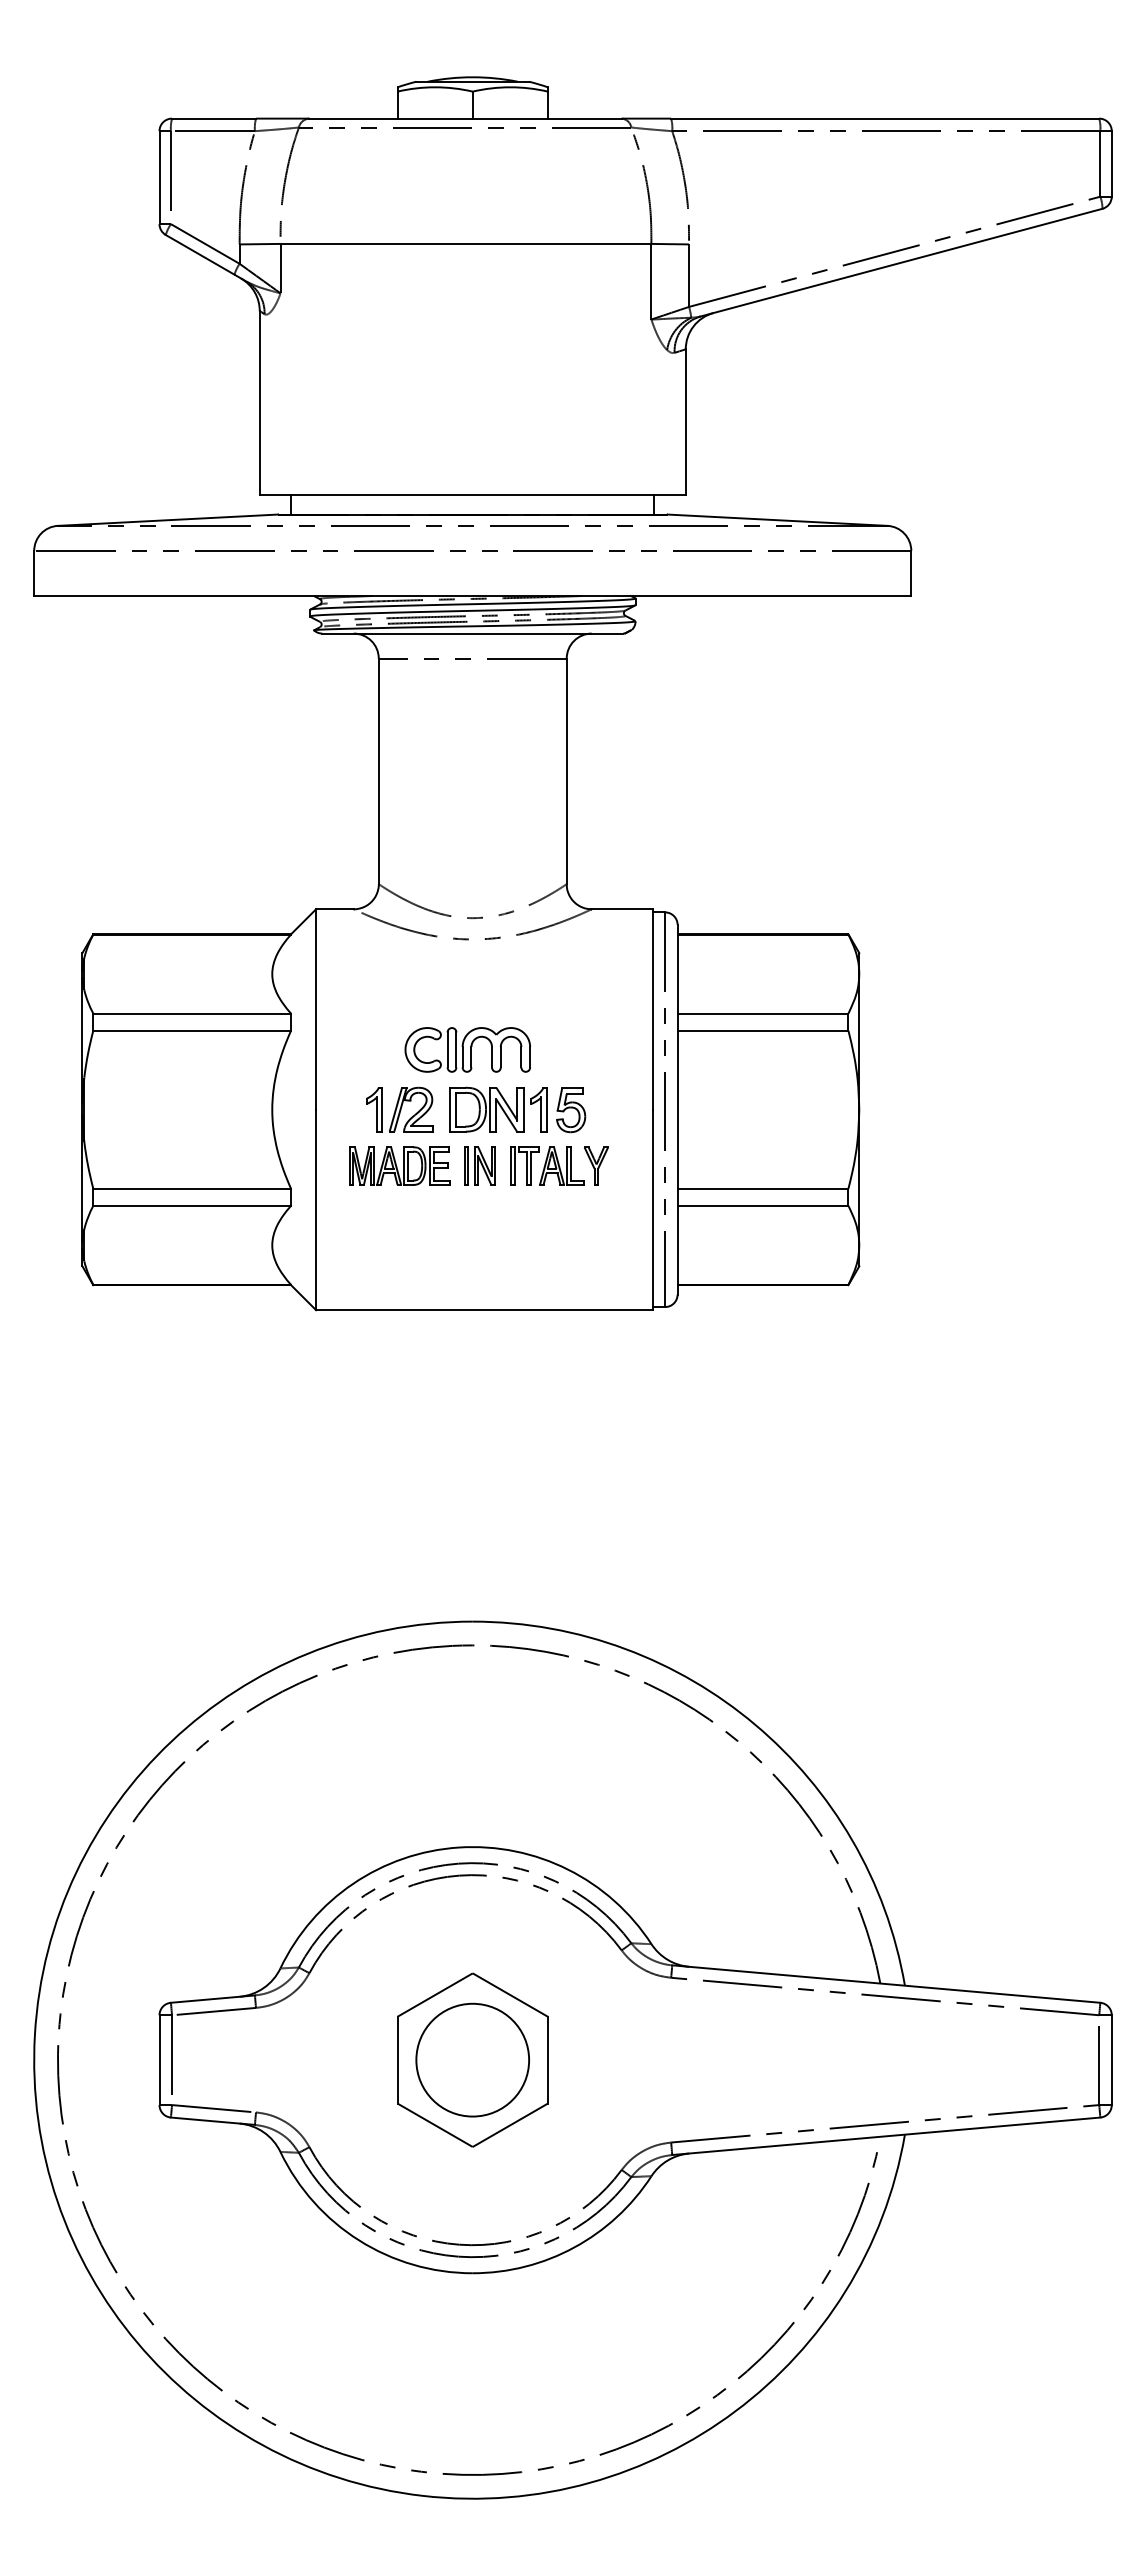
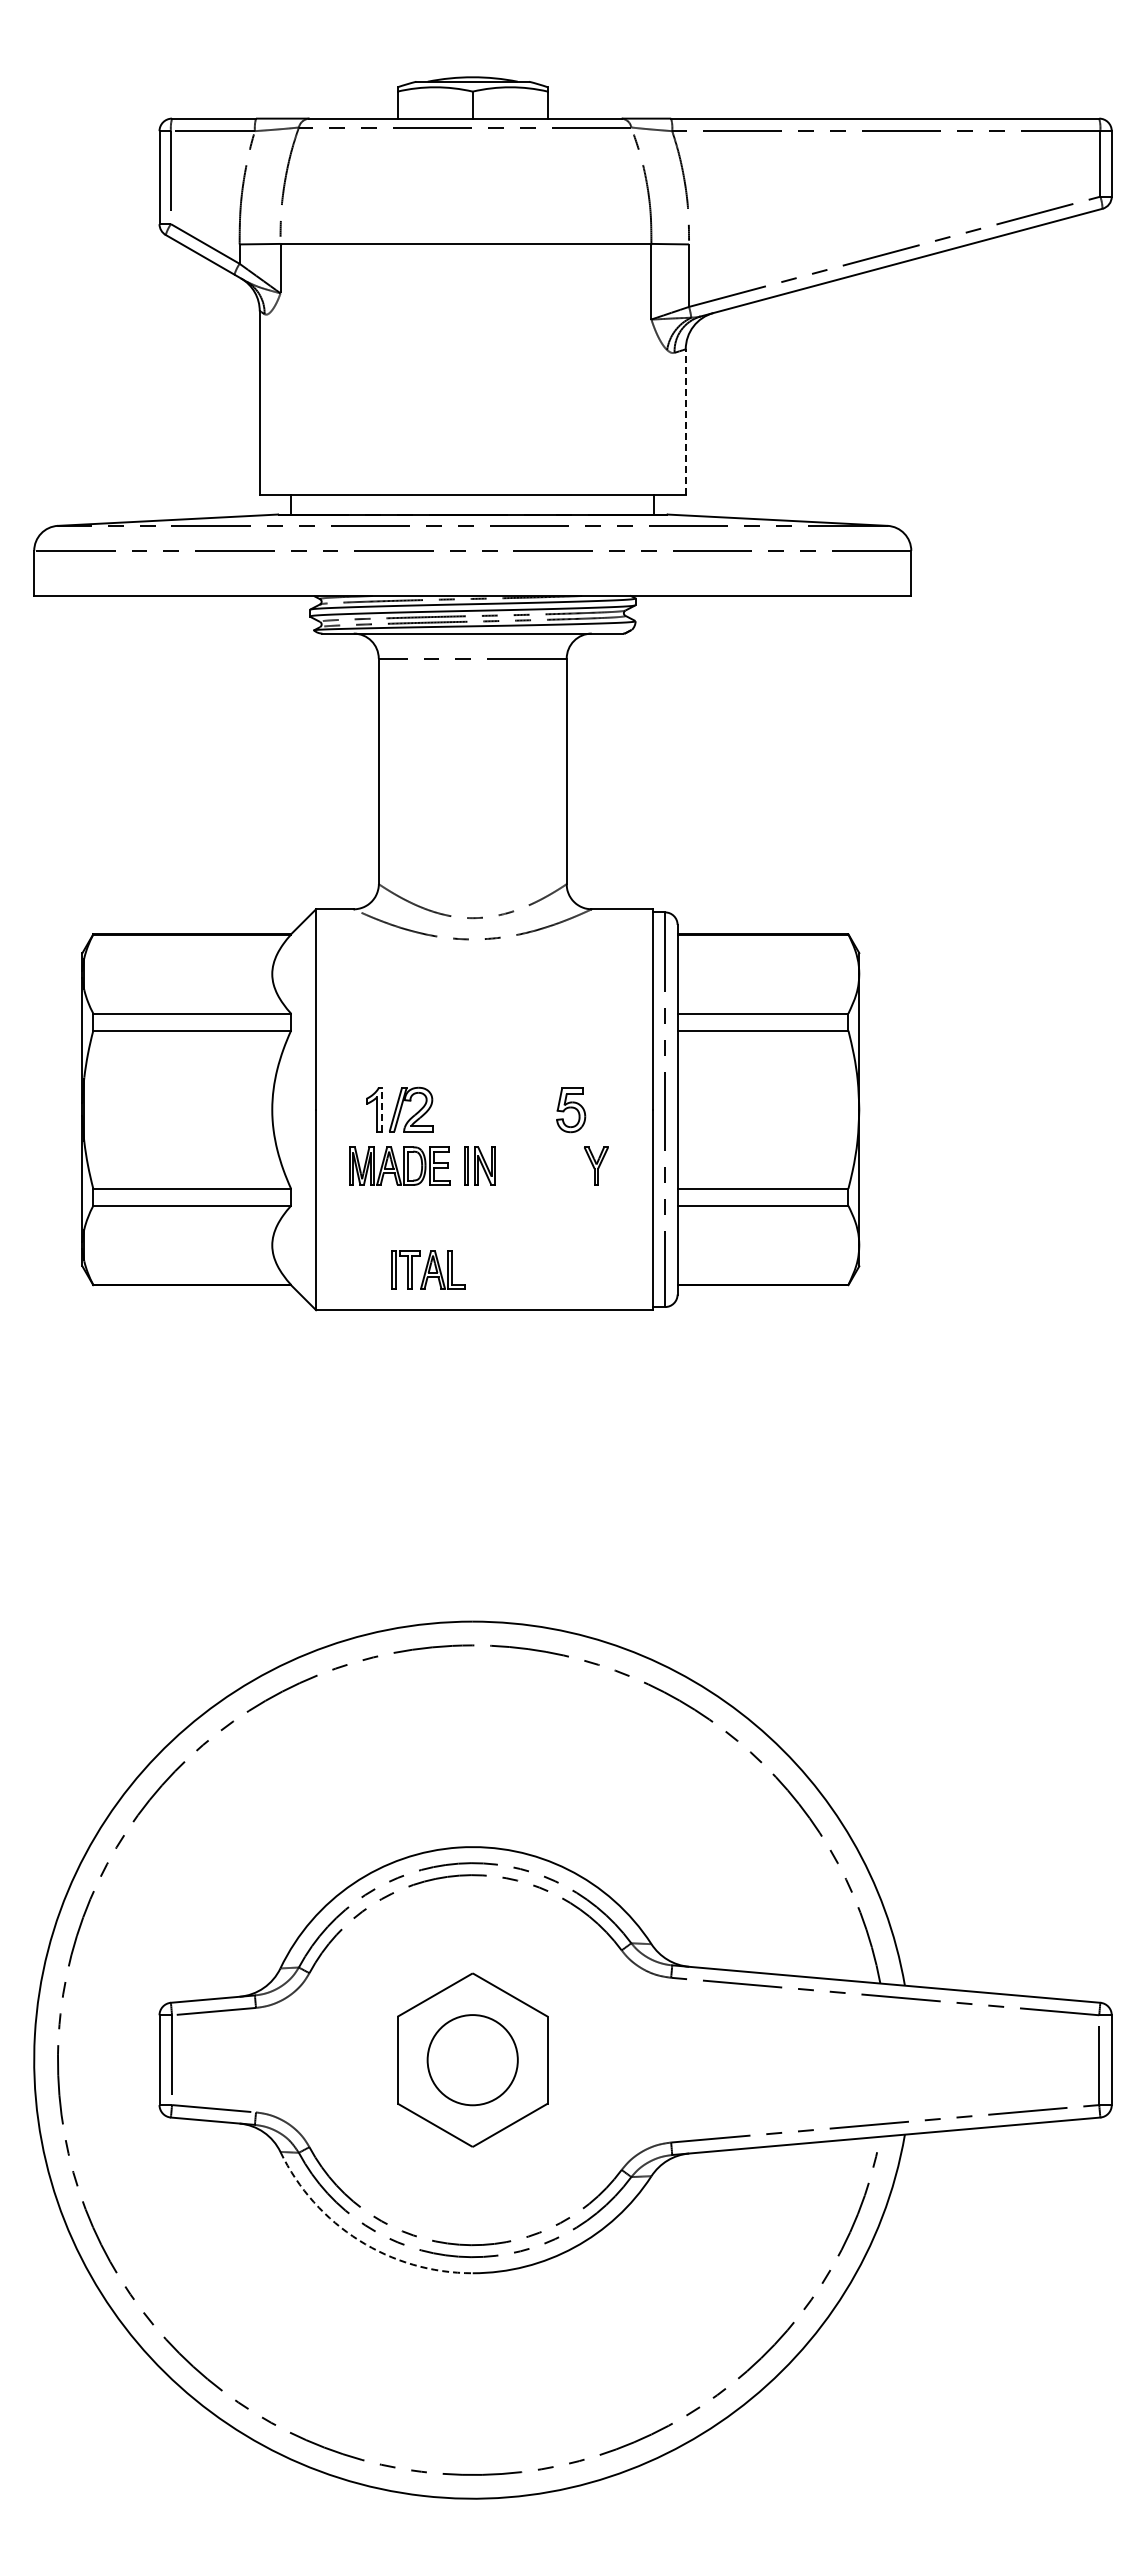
line: solid -> dashed (685, 421)
part: present -> none (467, 1049)
line: solid -> dashed (382, 1109)
part: present -> none (498, 1109)
part position: (547, 1165) -> (428, 1269) (428, 1269)
circle diameter: 113 px -> 90 px (472, 2060)
arc: solid -> dashed (359, 2240)
